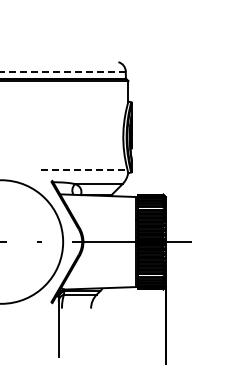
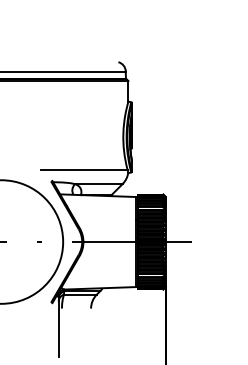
line: dashed -> solid (63, 71)
line: dashed -> solid (84, 169)
